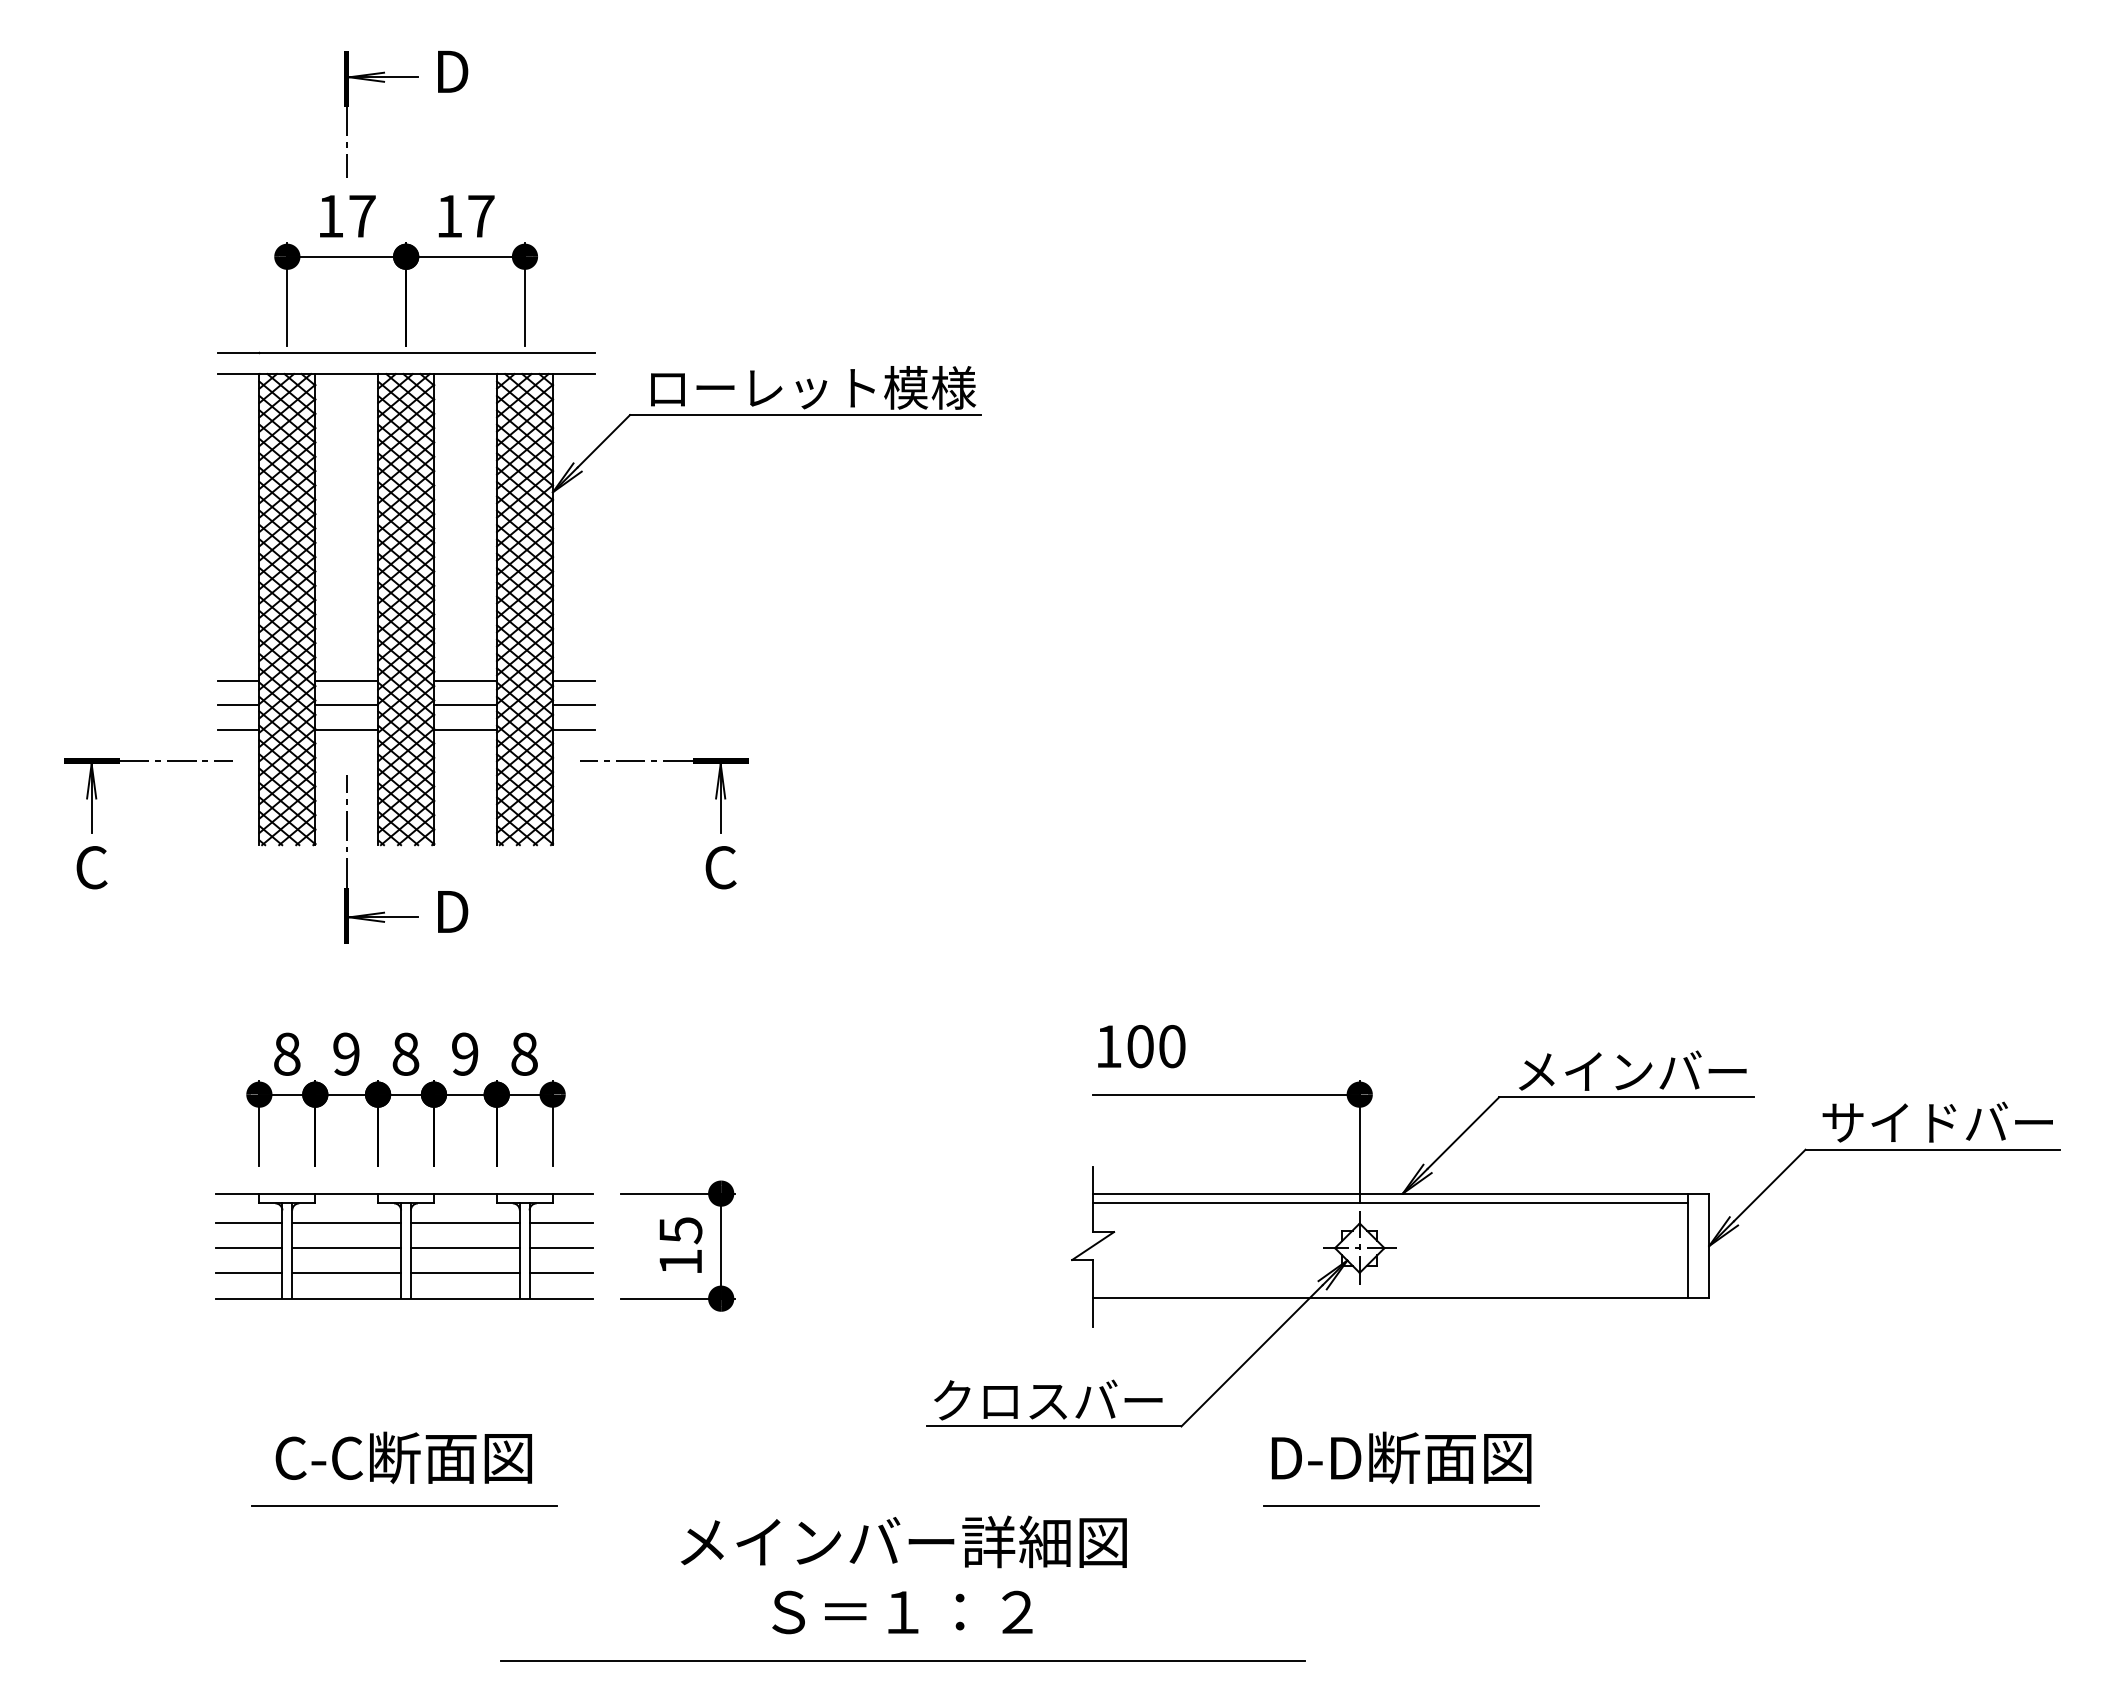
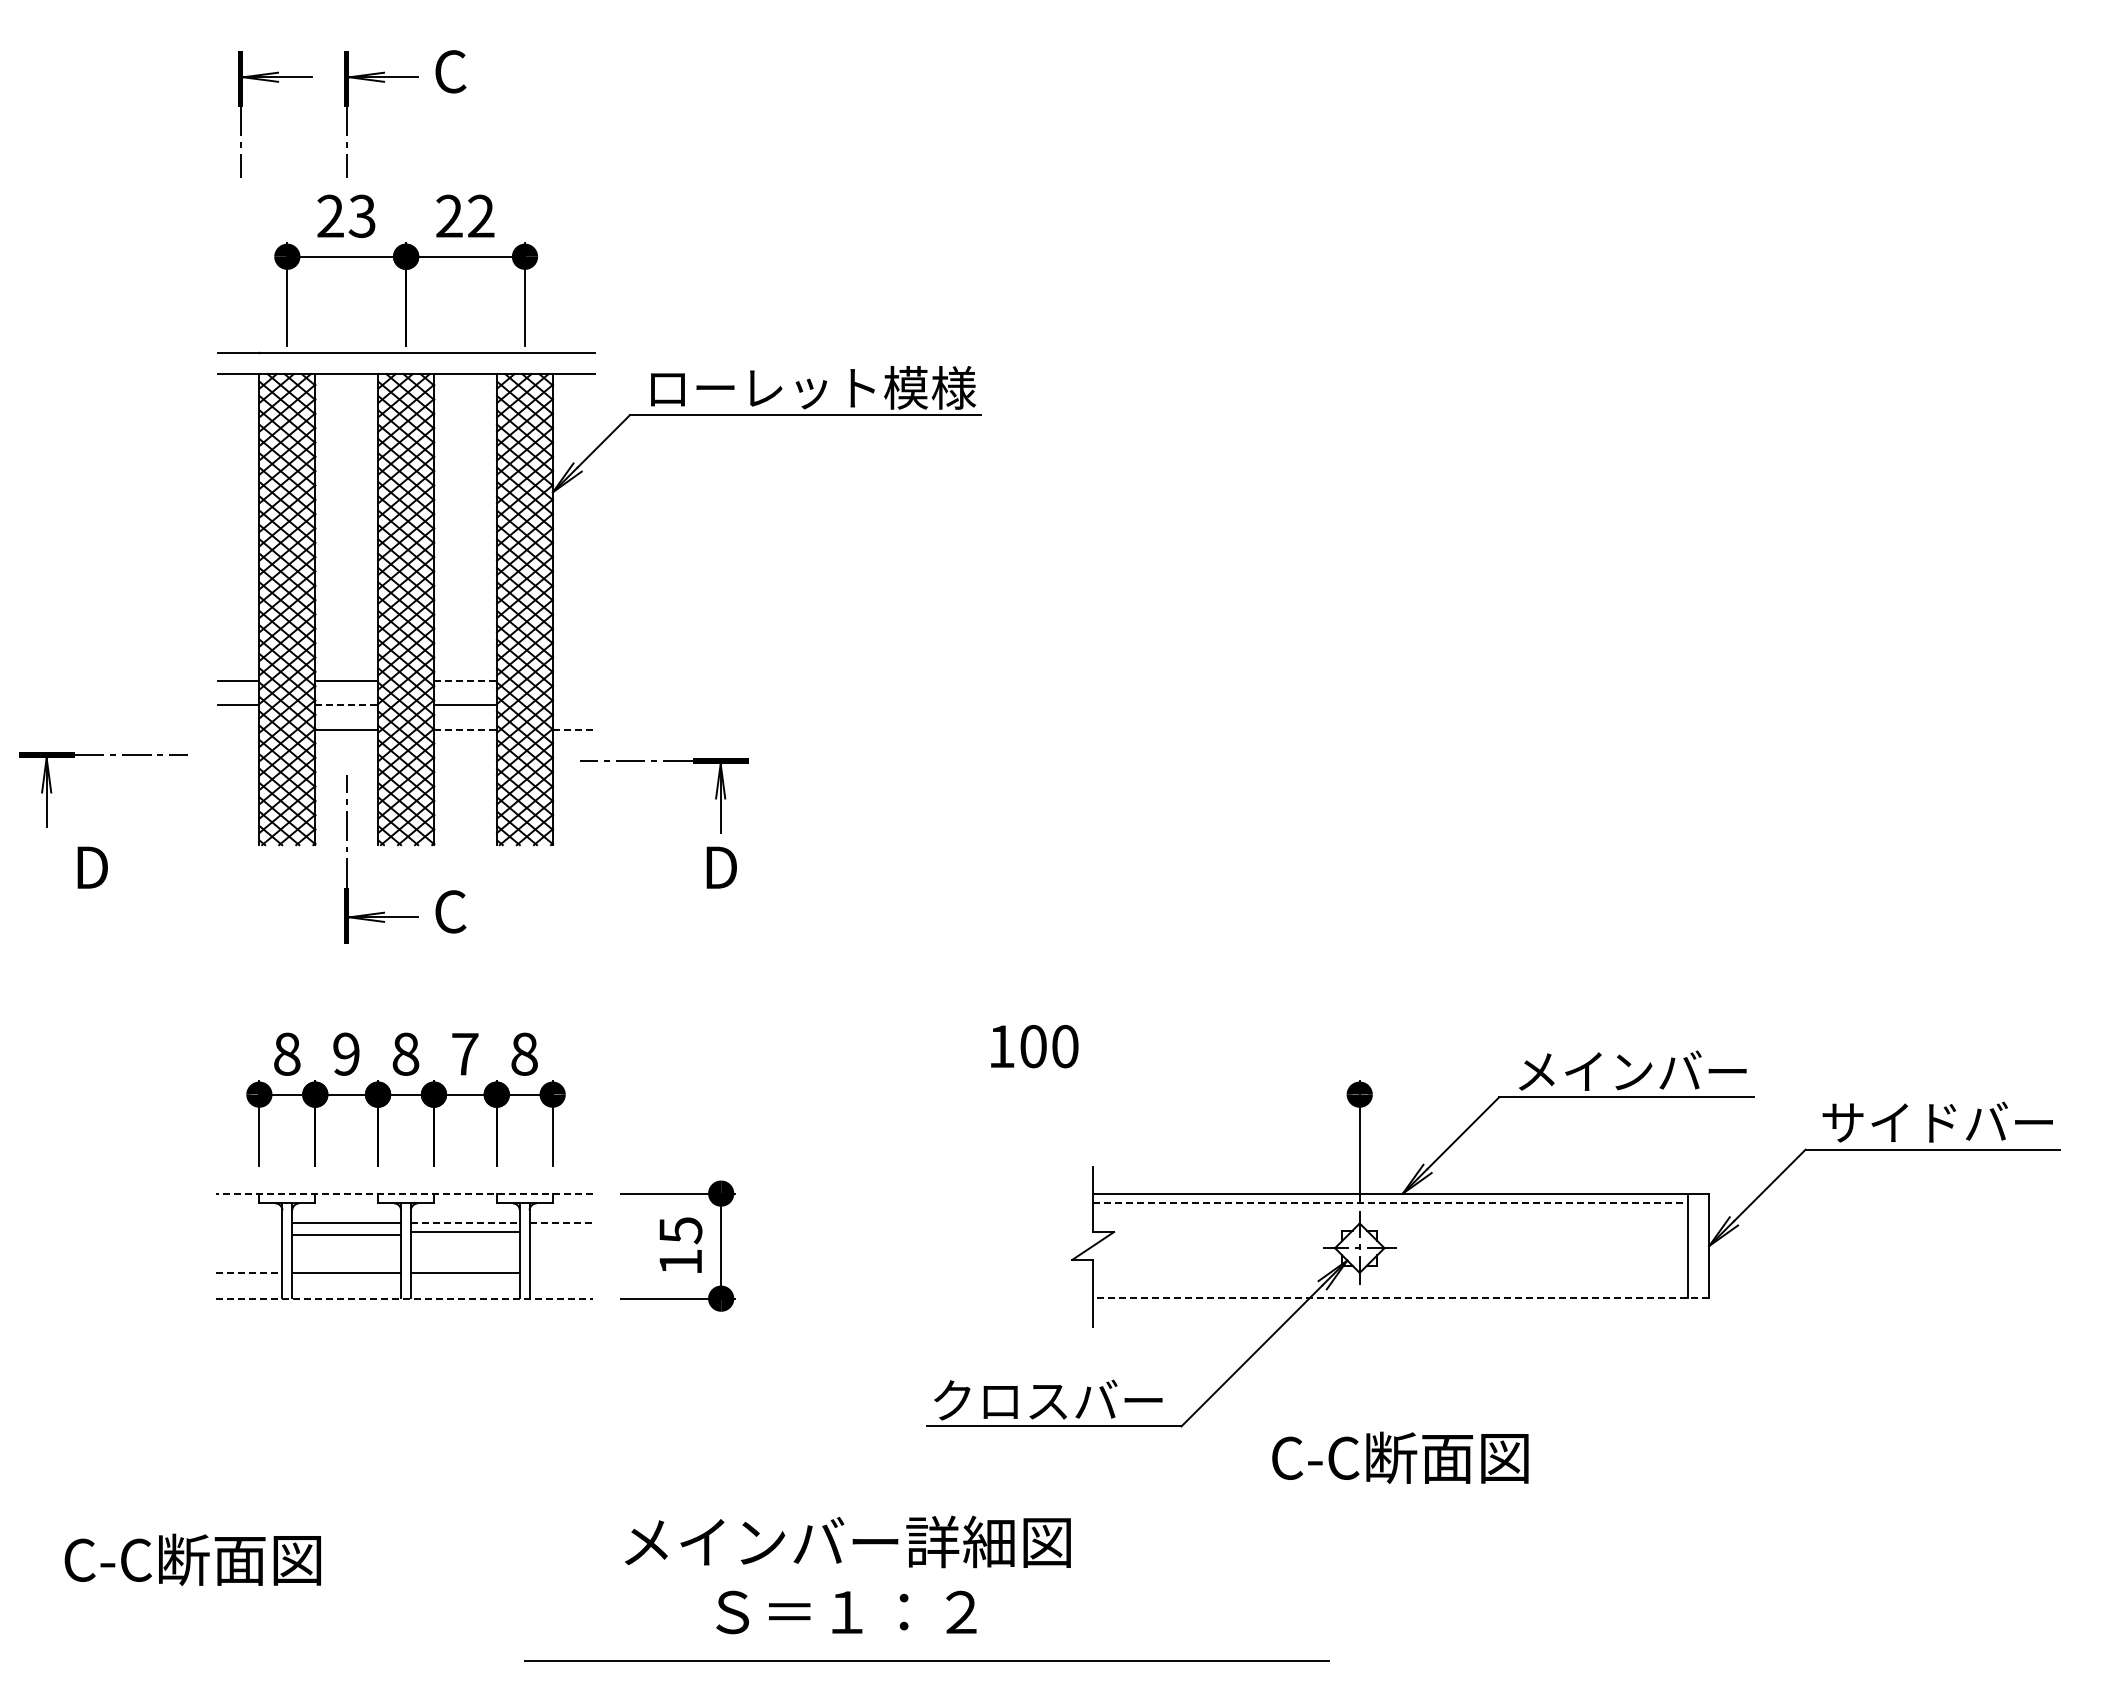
text: D -> C (451, 71)
part: none -> present (275, 82)
text: 17 -> 23 (346, 215)
text: 17 -> 22 (465, 215)
line: solid -> dashed (466, 680)
line: present -> none (573, 680)
line: solid -> dashed (347, 705)
line: present -> none (573, 705)
line: present -> none (238, 730)
line: solid -> dashed (466, 730)
line: solid -> dashed (573, 730)
part position: (148, 761) -> (103, 755) (103, 755)
text: C -> D (91, 867)
text: C -> D (720, 867)
text: D -> C (451, 911)
text position: (1141, 1046) -> (1034, 1046) (1034, 1046)
text: 9 -> 7 (465, 1053)
line: present -> none (1226, 1094)
line: solid -> dashed (404, 1193)
line: solid -> dashed (1390, 1203)
line: present -> none (249, 1223)
line: solid -> dashed (465, 1223)
line: solid -> dashed (561, 1223)
line: present -> none (249, 1248)
line position: (346, 1248) -> (346, 1235) (346, 1235)
line position: (464, 1248) -> (464, 1232) (464, 1232)
line: present -> none (561, 1248)
line: solid -> dashed (249, 1272)
line: present -> none (561, 1272)
line: solid -> dashed (404, 1298)
line: solid -> dashed (1400, 1298)
text position: (403, 1457) -> (192, 1559) (192, 1559)
text: D-D断面図 -> C-C断面図 (1401, 1457)
line: present -> none (404, 1506)
line: present -> none (1400, 1506)
text position: (903, 1574) -> (847, 1574) (847, 1574)
line position: (902, 1660) -> (926, 1660) (926, 1660)
